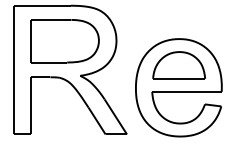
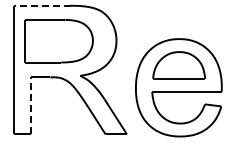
line: solid -> dashed (42, 5)
part position: (64, 41) -> (58, 41) (58, 41)
line: solid -> dashed (30, 105)
